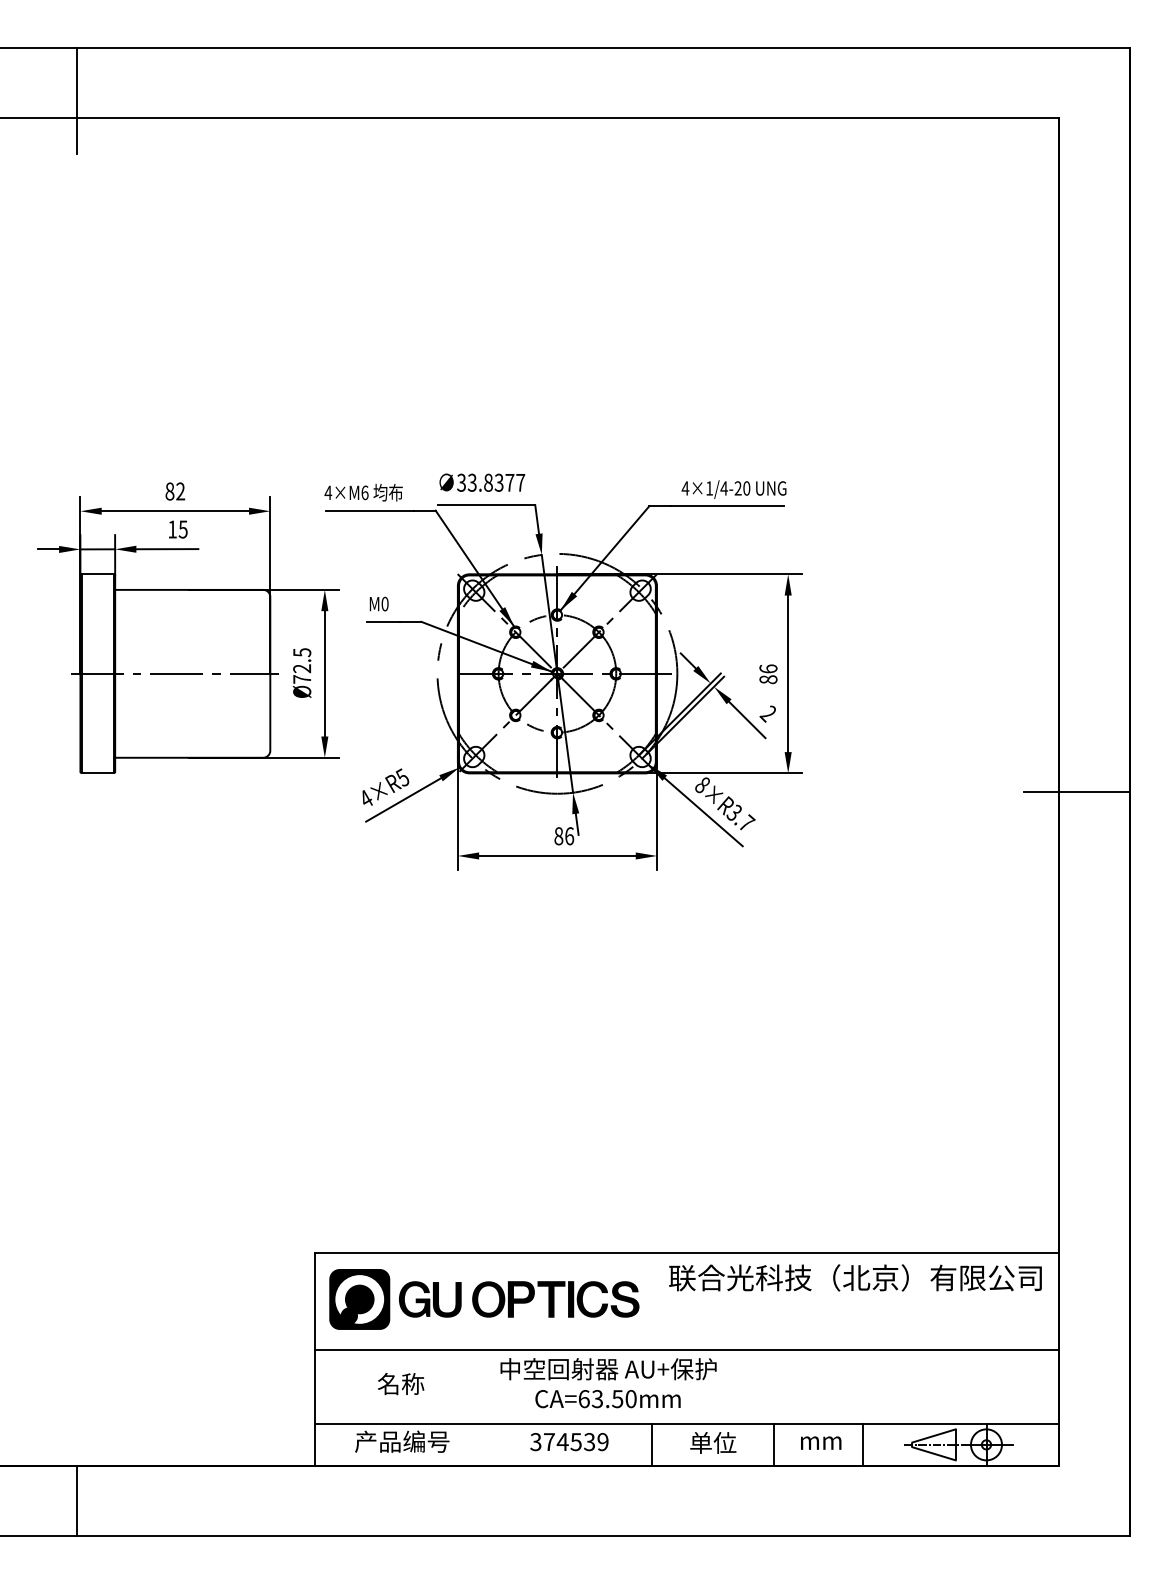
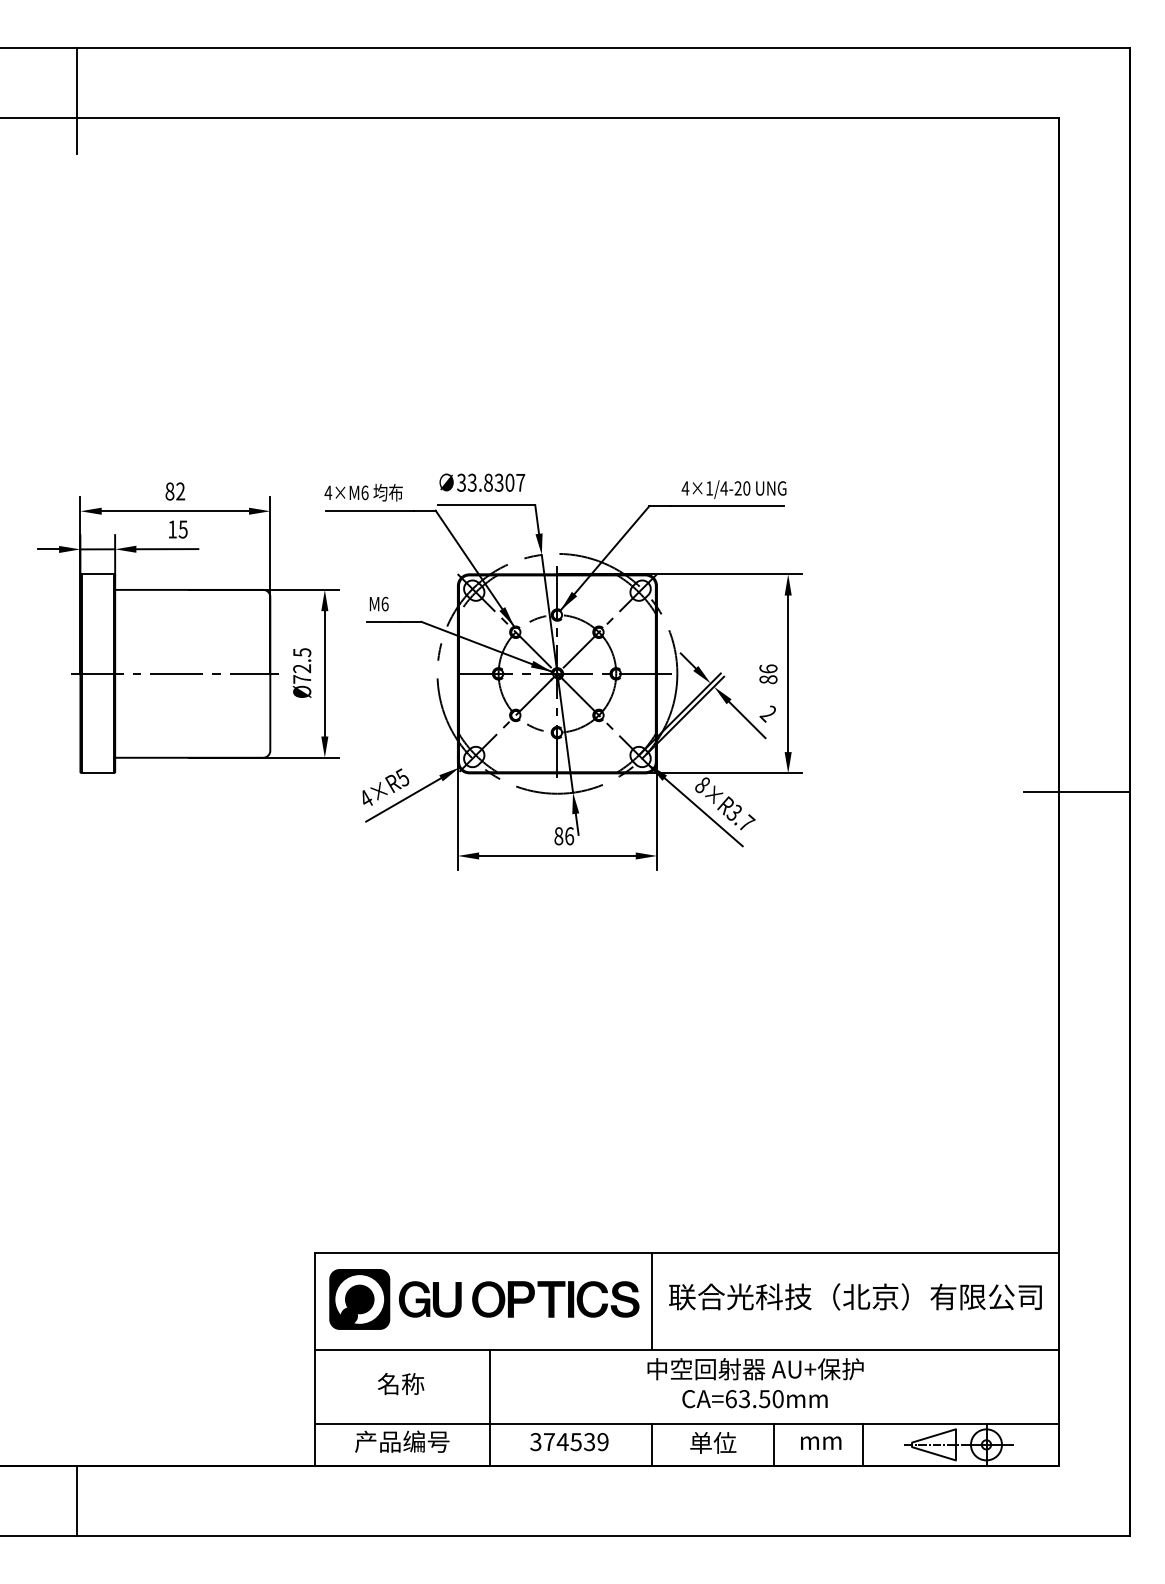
text: 33.8377 -> 33.8307 (509, 482)
text: M0 -> M6 (384, 603)
text position: (855, 1277) -> (855, 1296) (855, 1296)
line: none -> present (652, 1300)
text position: (608, 1383) -> (755, 1383) (755, 1383)
line: none -> present (490, 1407)
